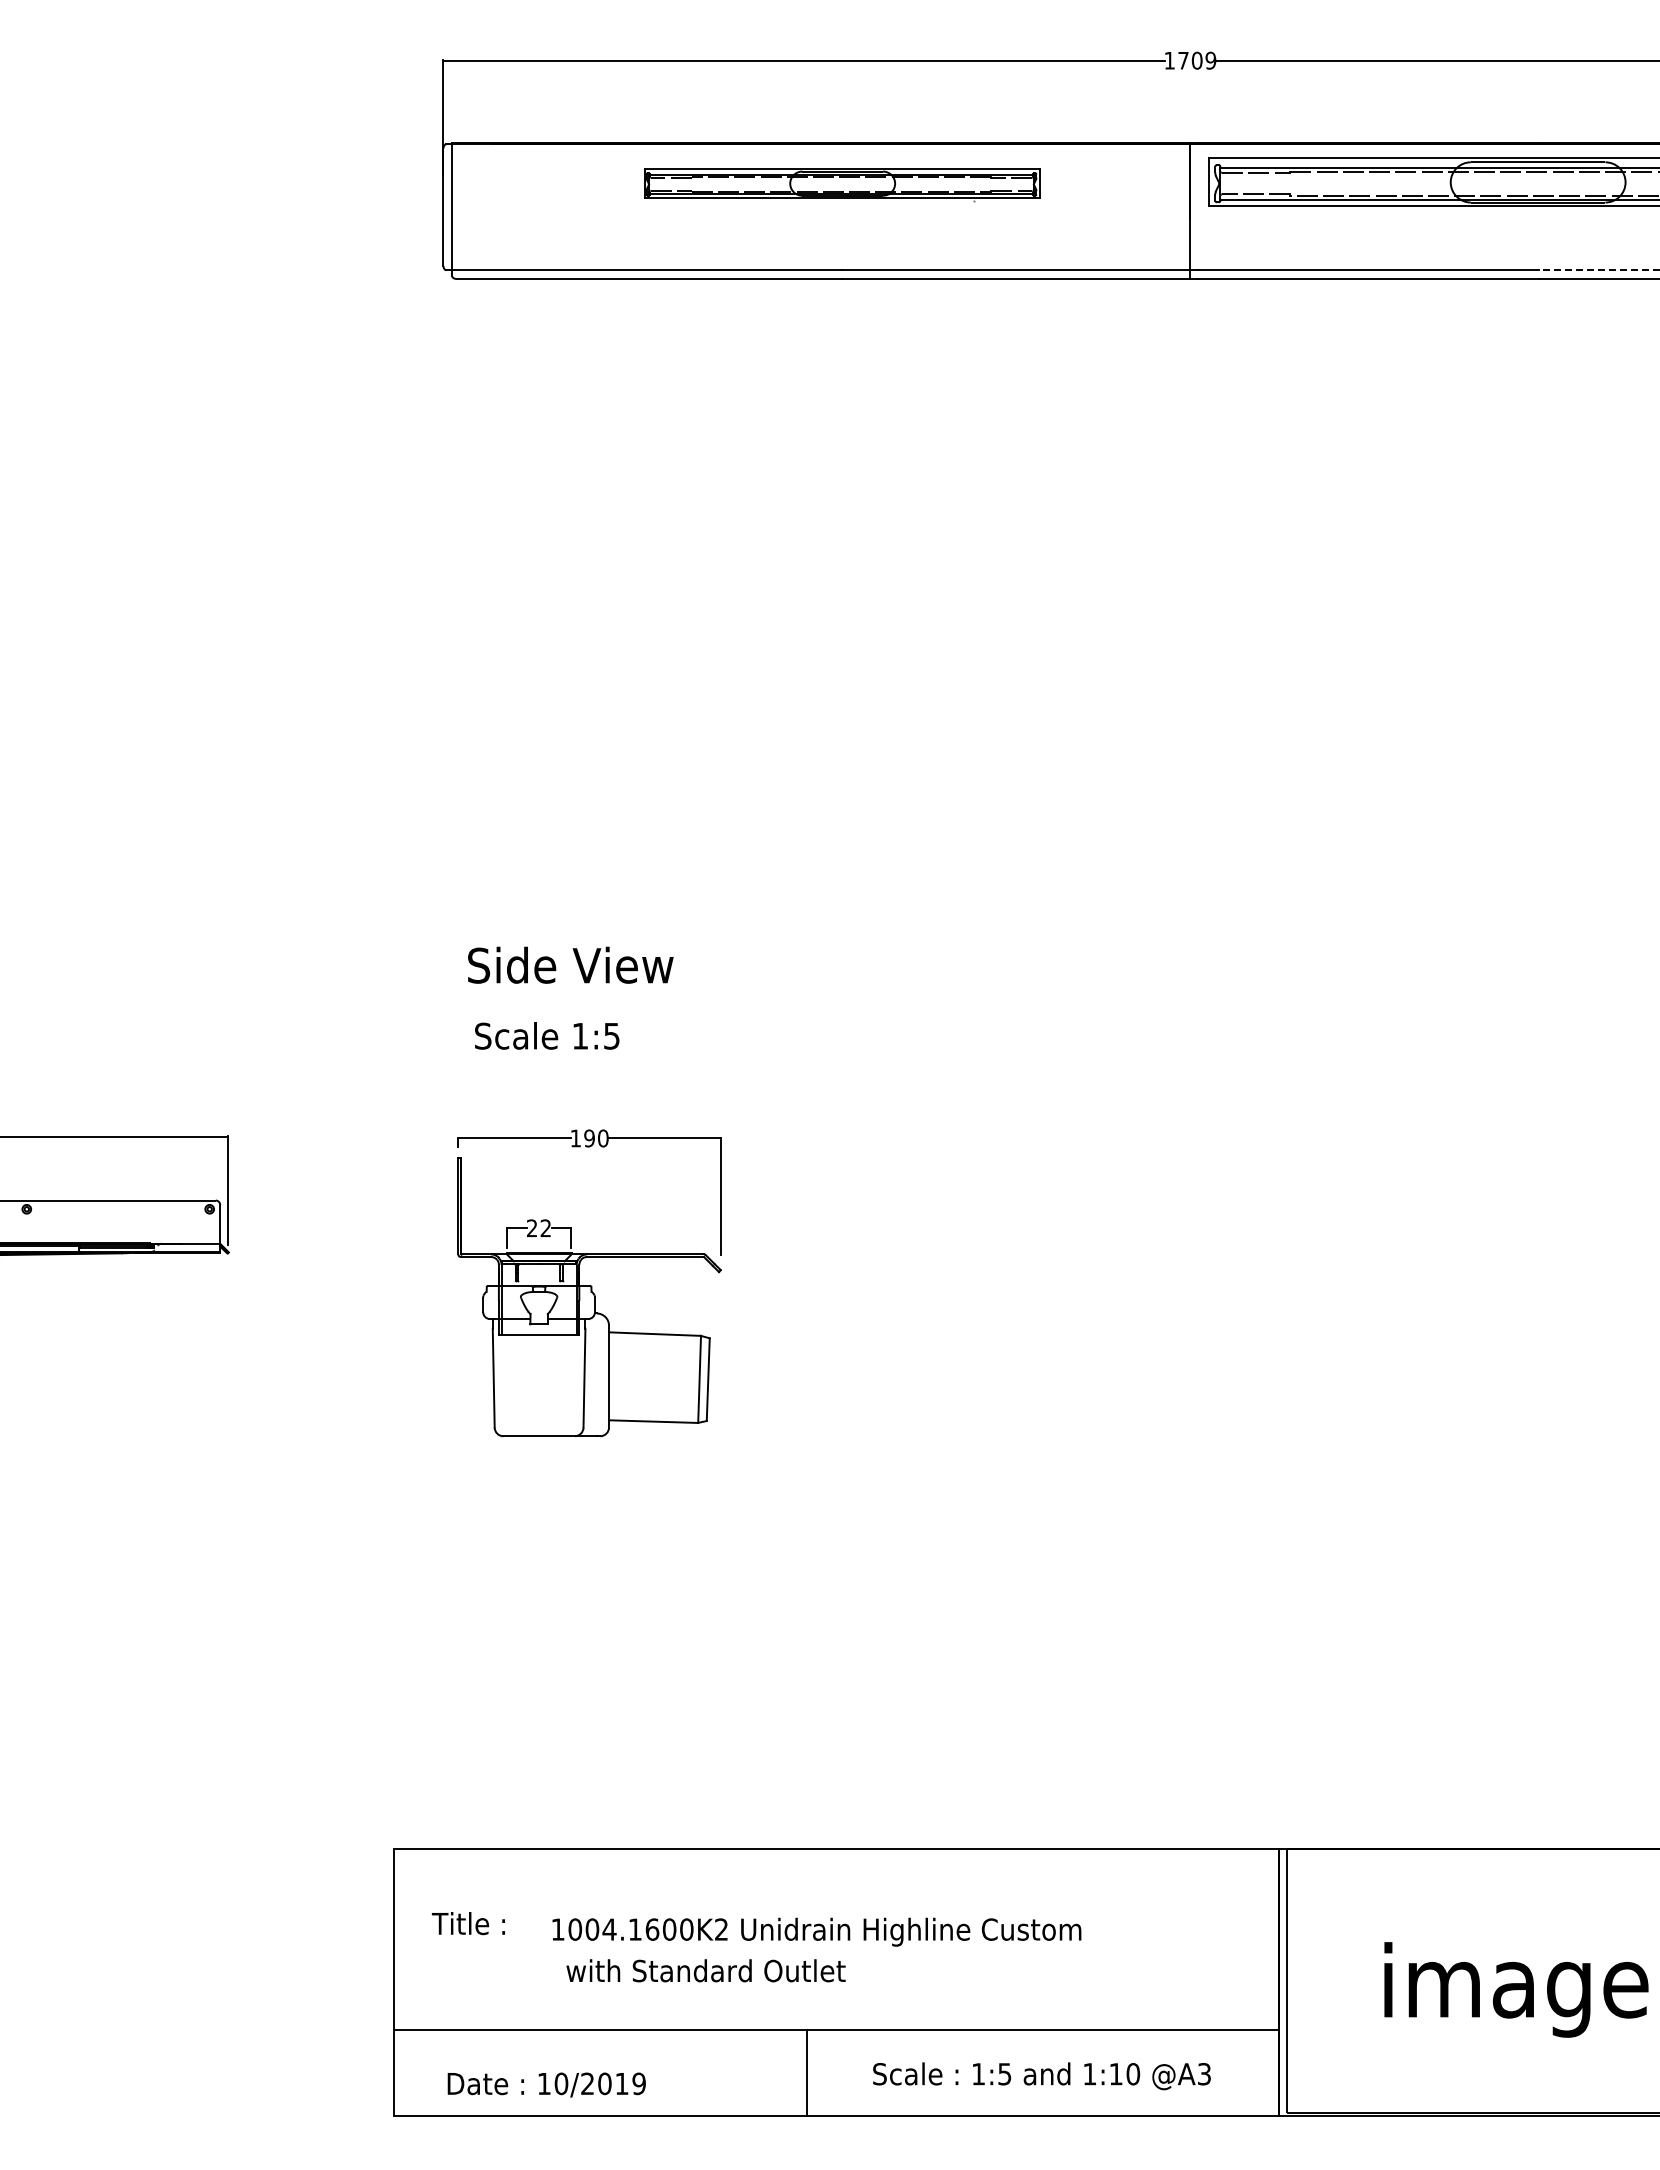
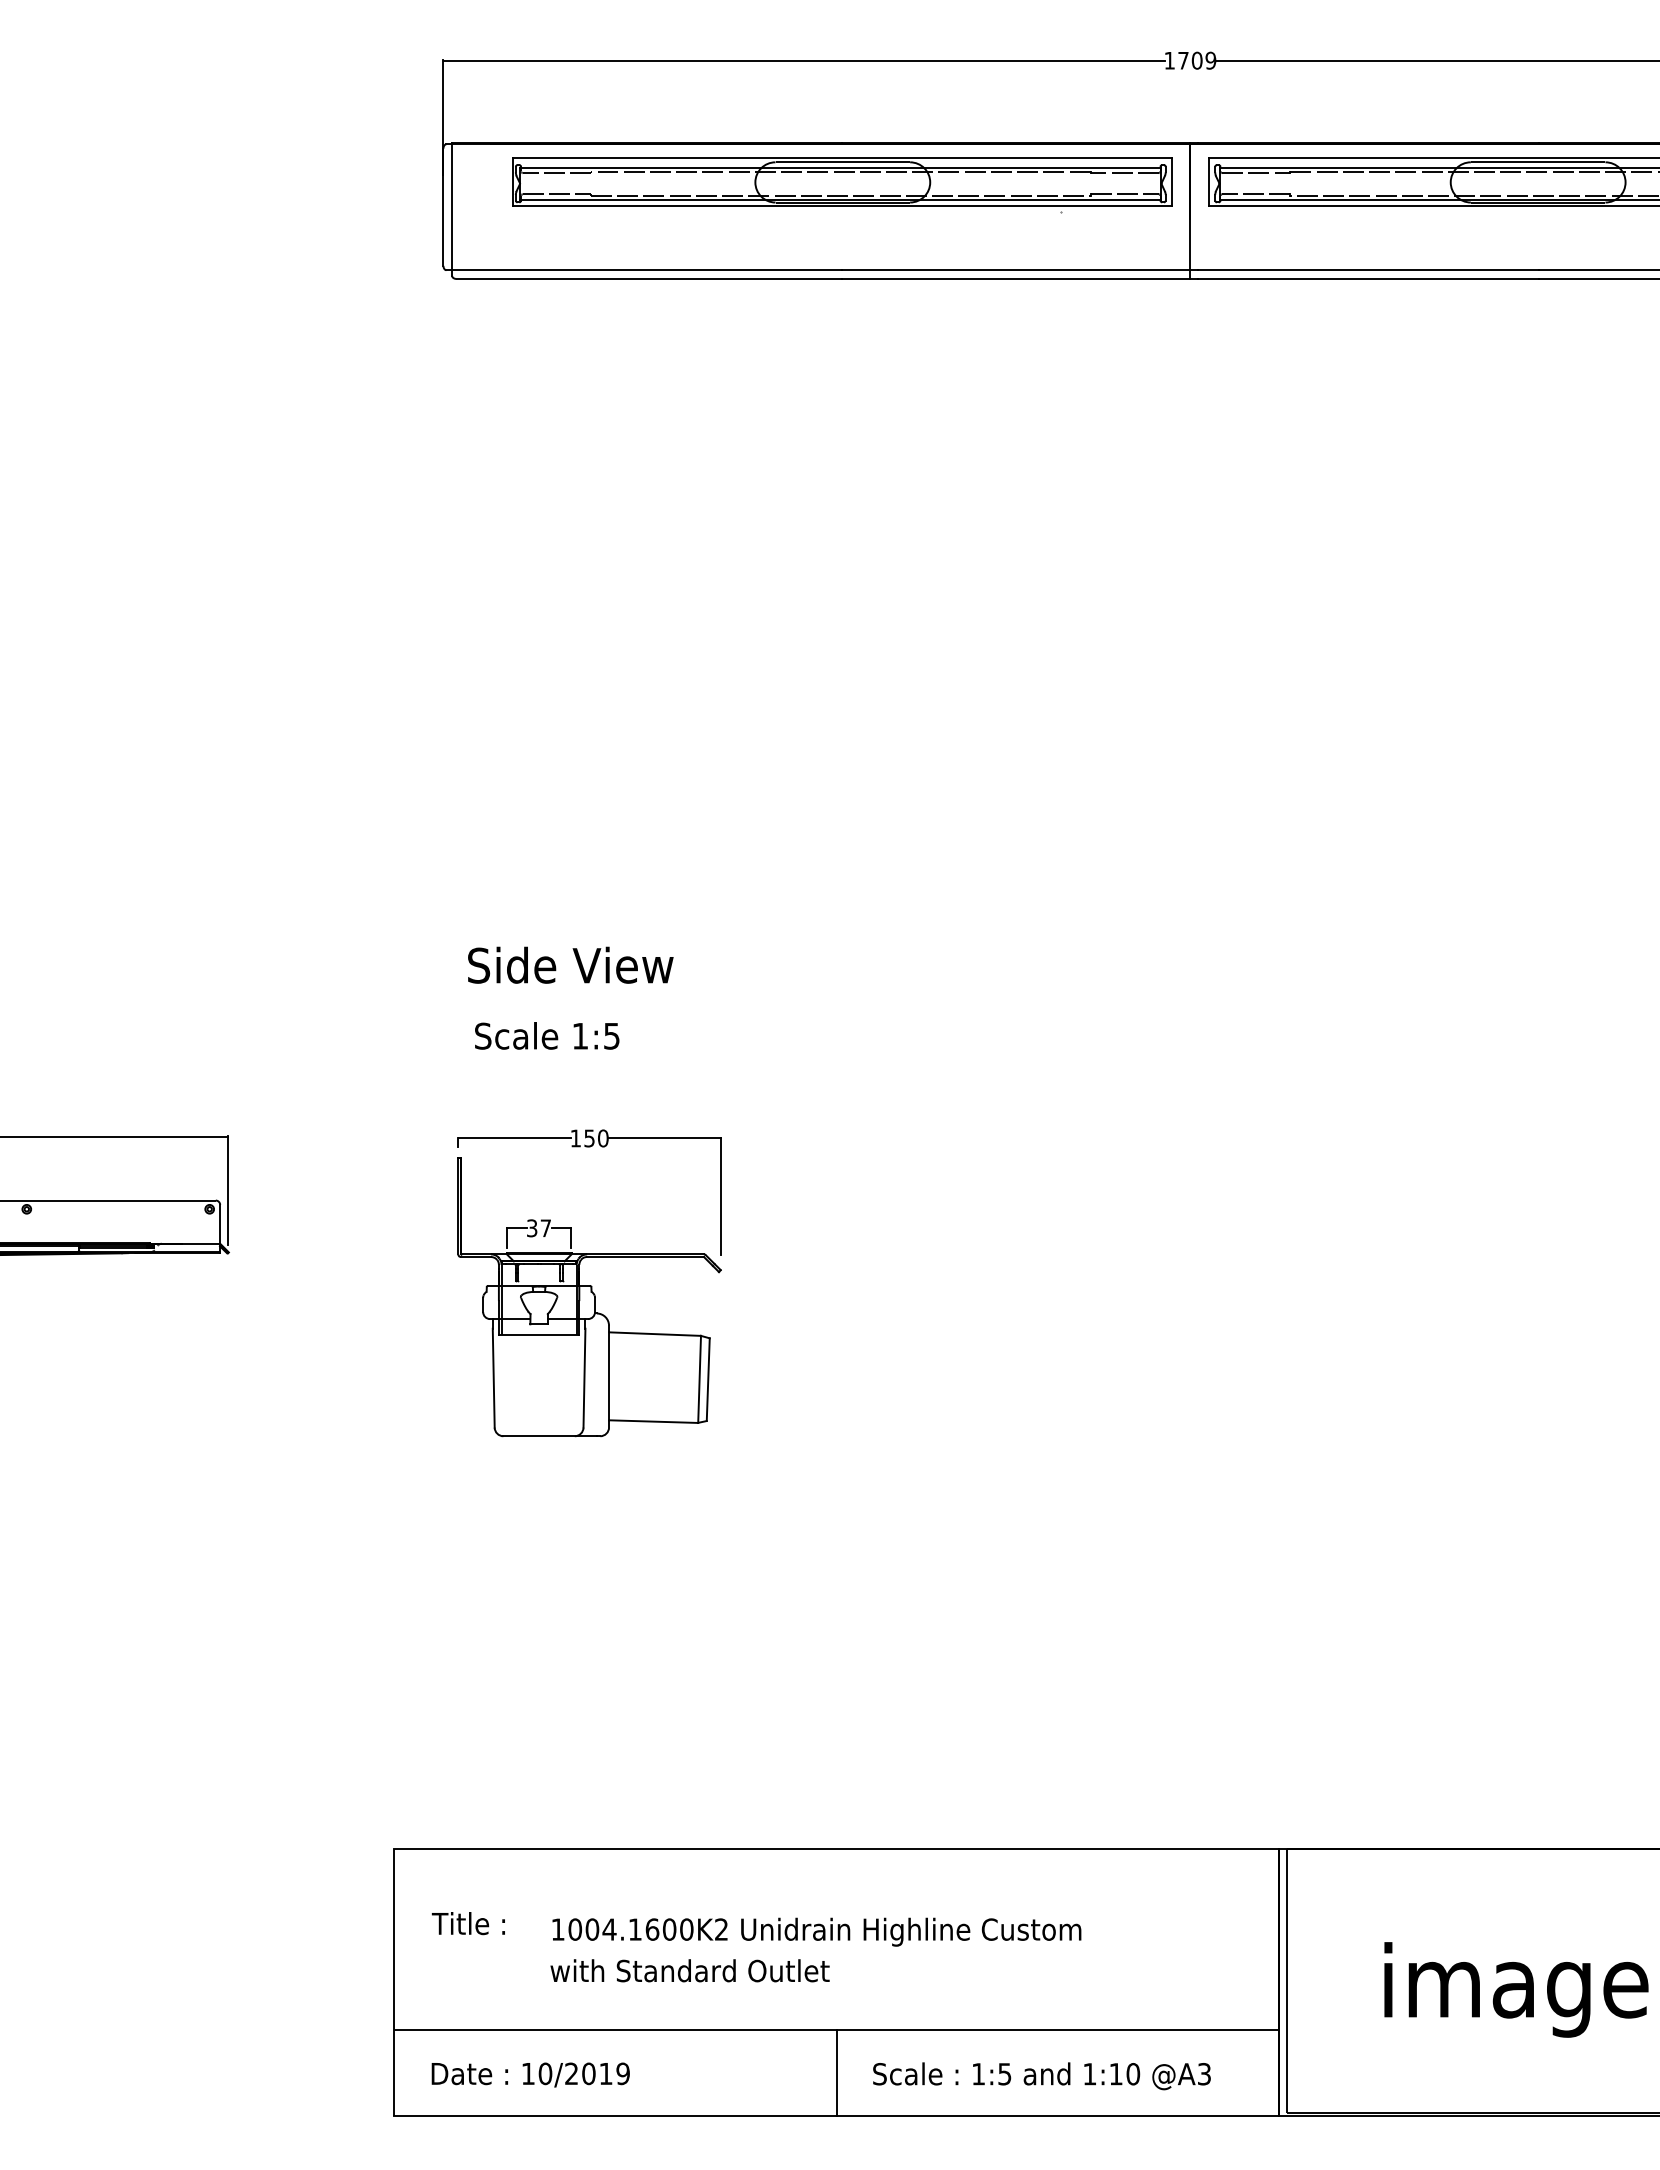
part size: 397x35 px -> 661x57 px (842, 185)
line: dashed -> solid (1598, 270)
text: 190 -> 150 (589, 1138)
text: 22 -> 37 (538, 1228)
text position: (705, 1970) -> (689, 1970) (689, 1970)
line position: (806, 2073) -> (836, 2073) (836, 2073)
text position: (546, 2084) -> (530, 2074) (530, 2074)
